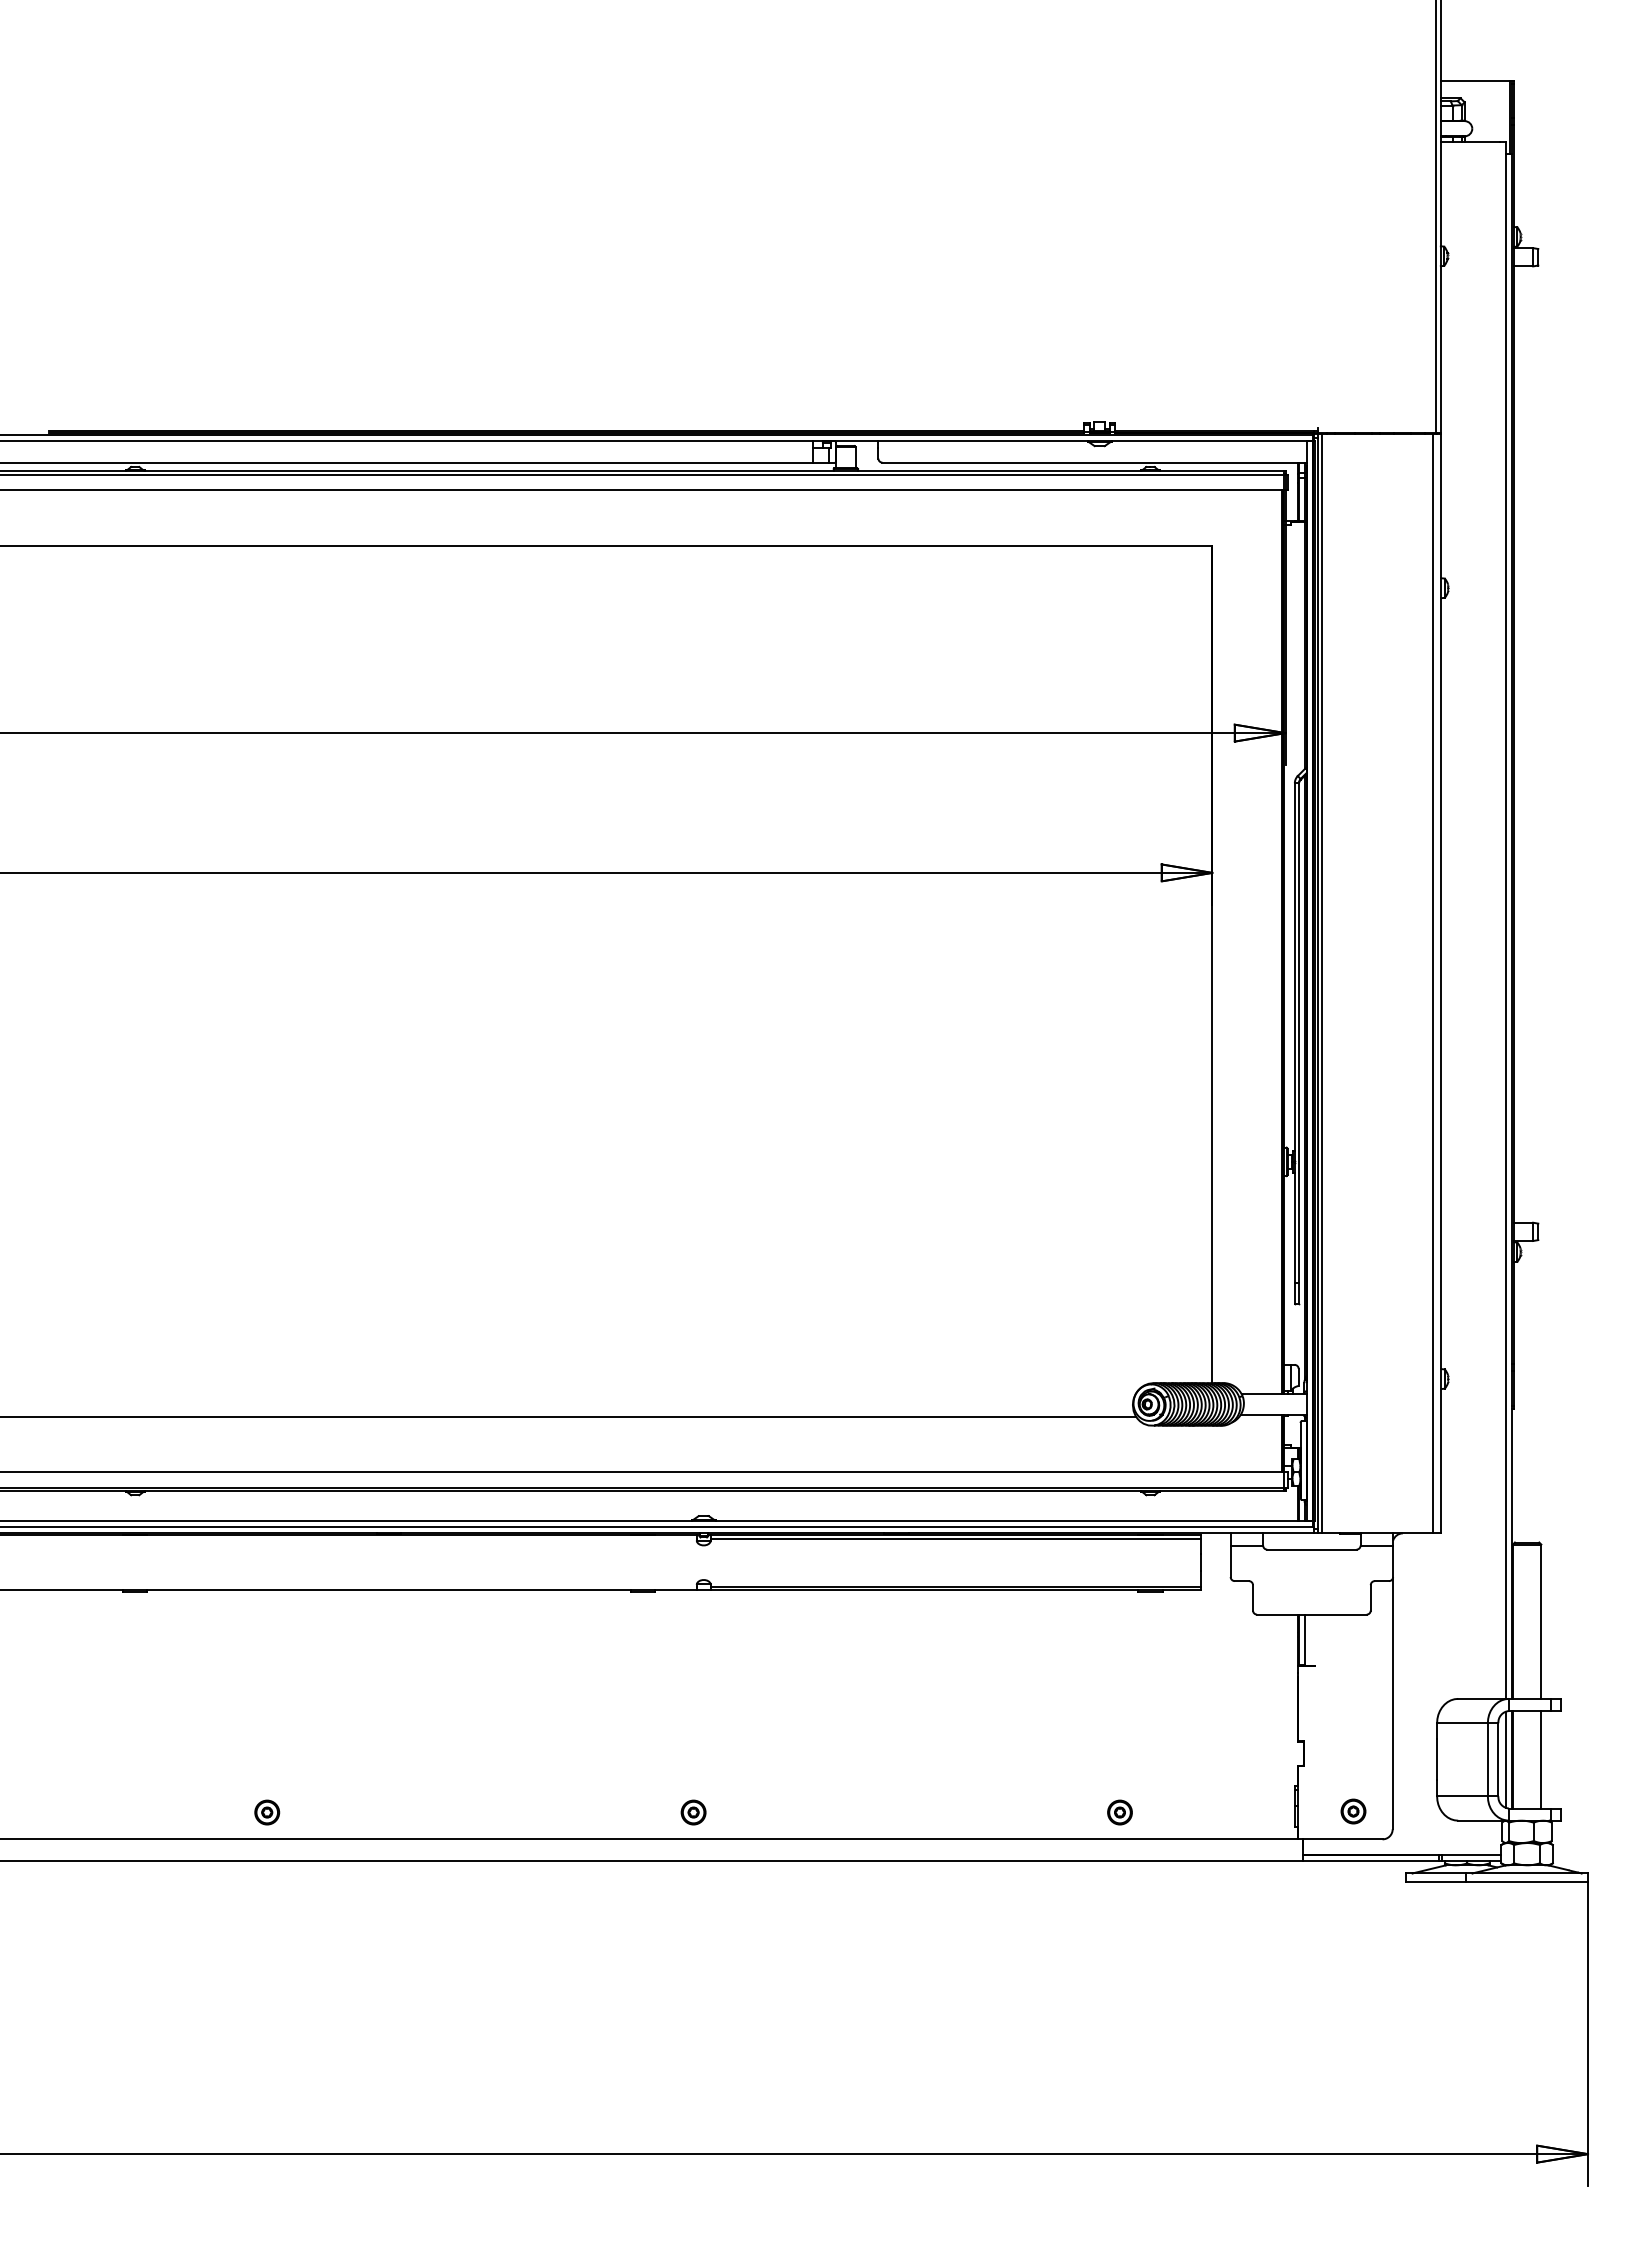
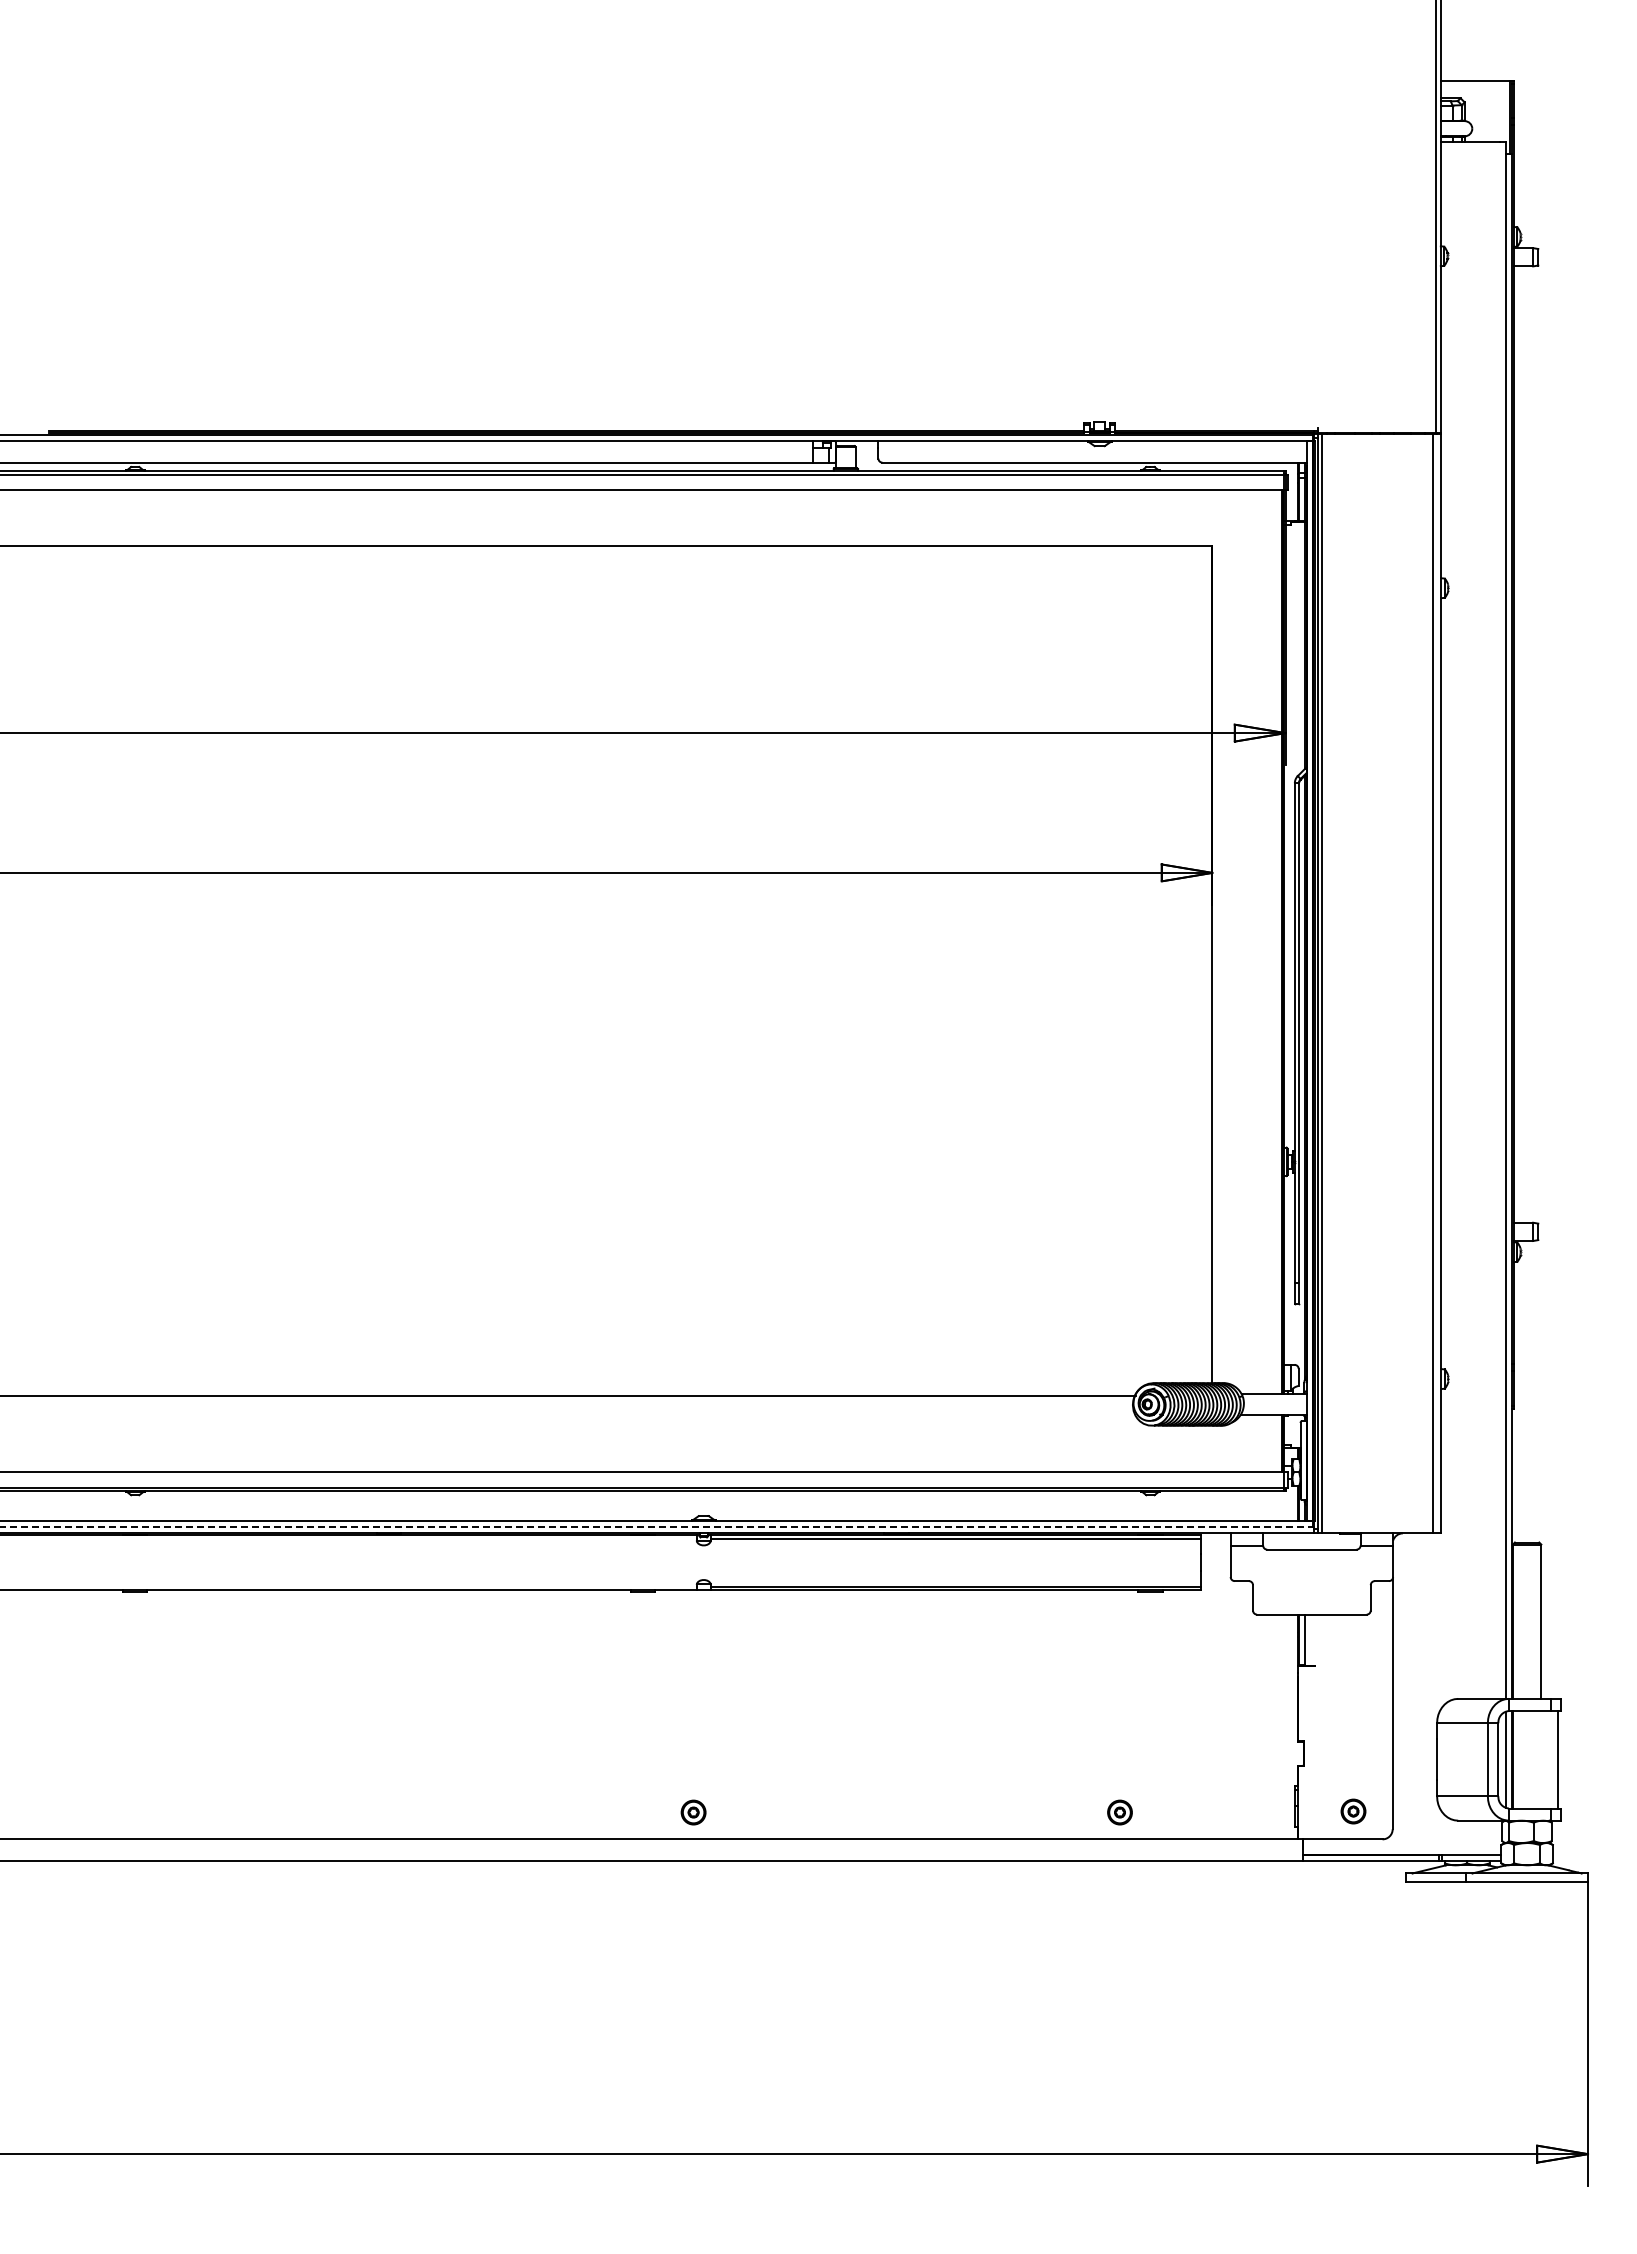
line position: (569, 1416) -> (569, 1395) (569, 1395)
line: solid -> dashed (657, 1527)
line position: (1541, 1759) -> (1558, 1759) (1558, 1759)
part: present -> none (267, 1812)
